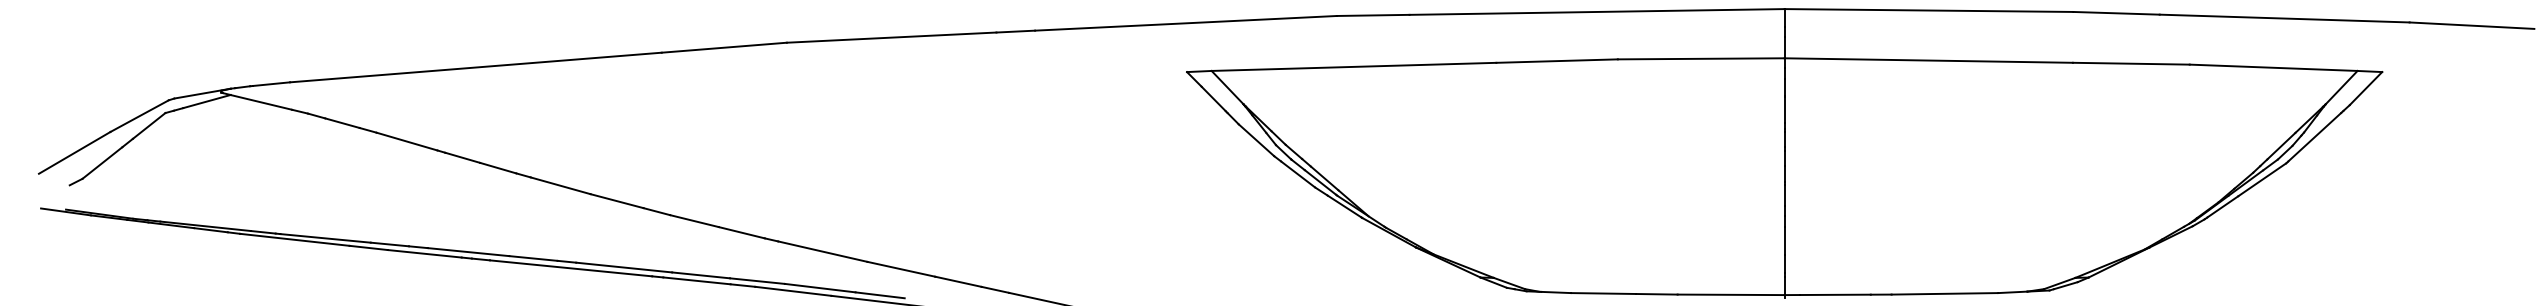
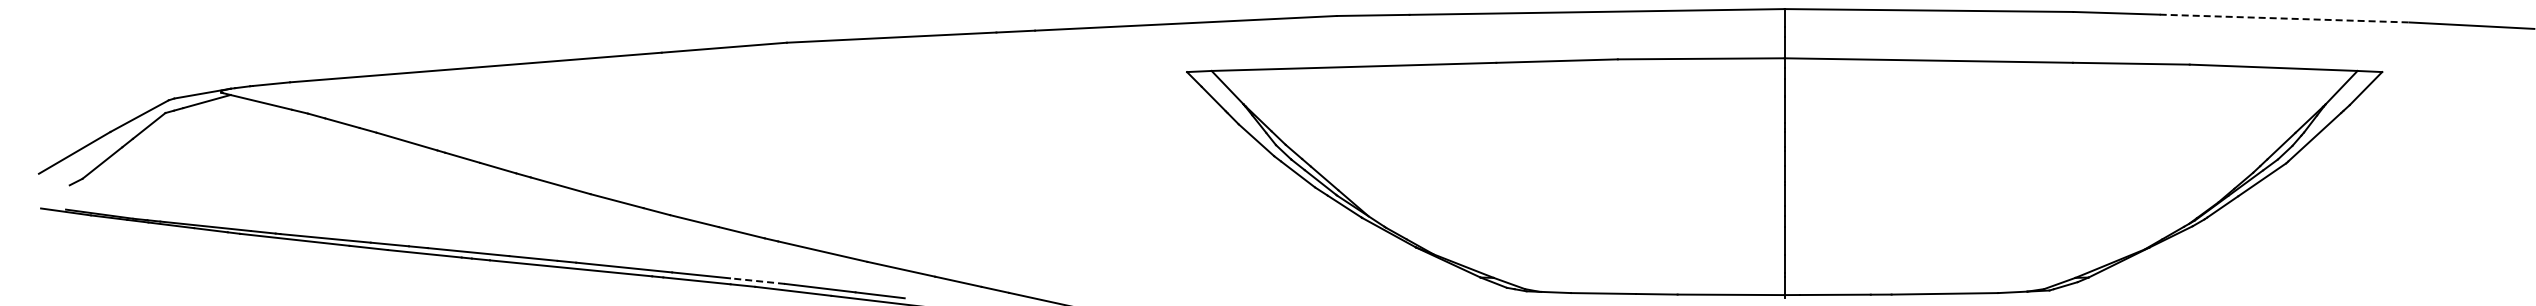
line: solid -> dashed (2285, 18)
line: solid -> dashed (757, 281)
